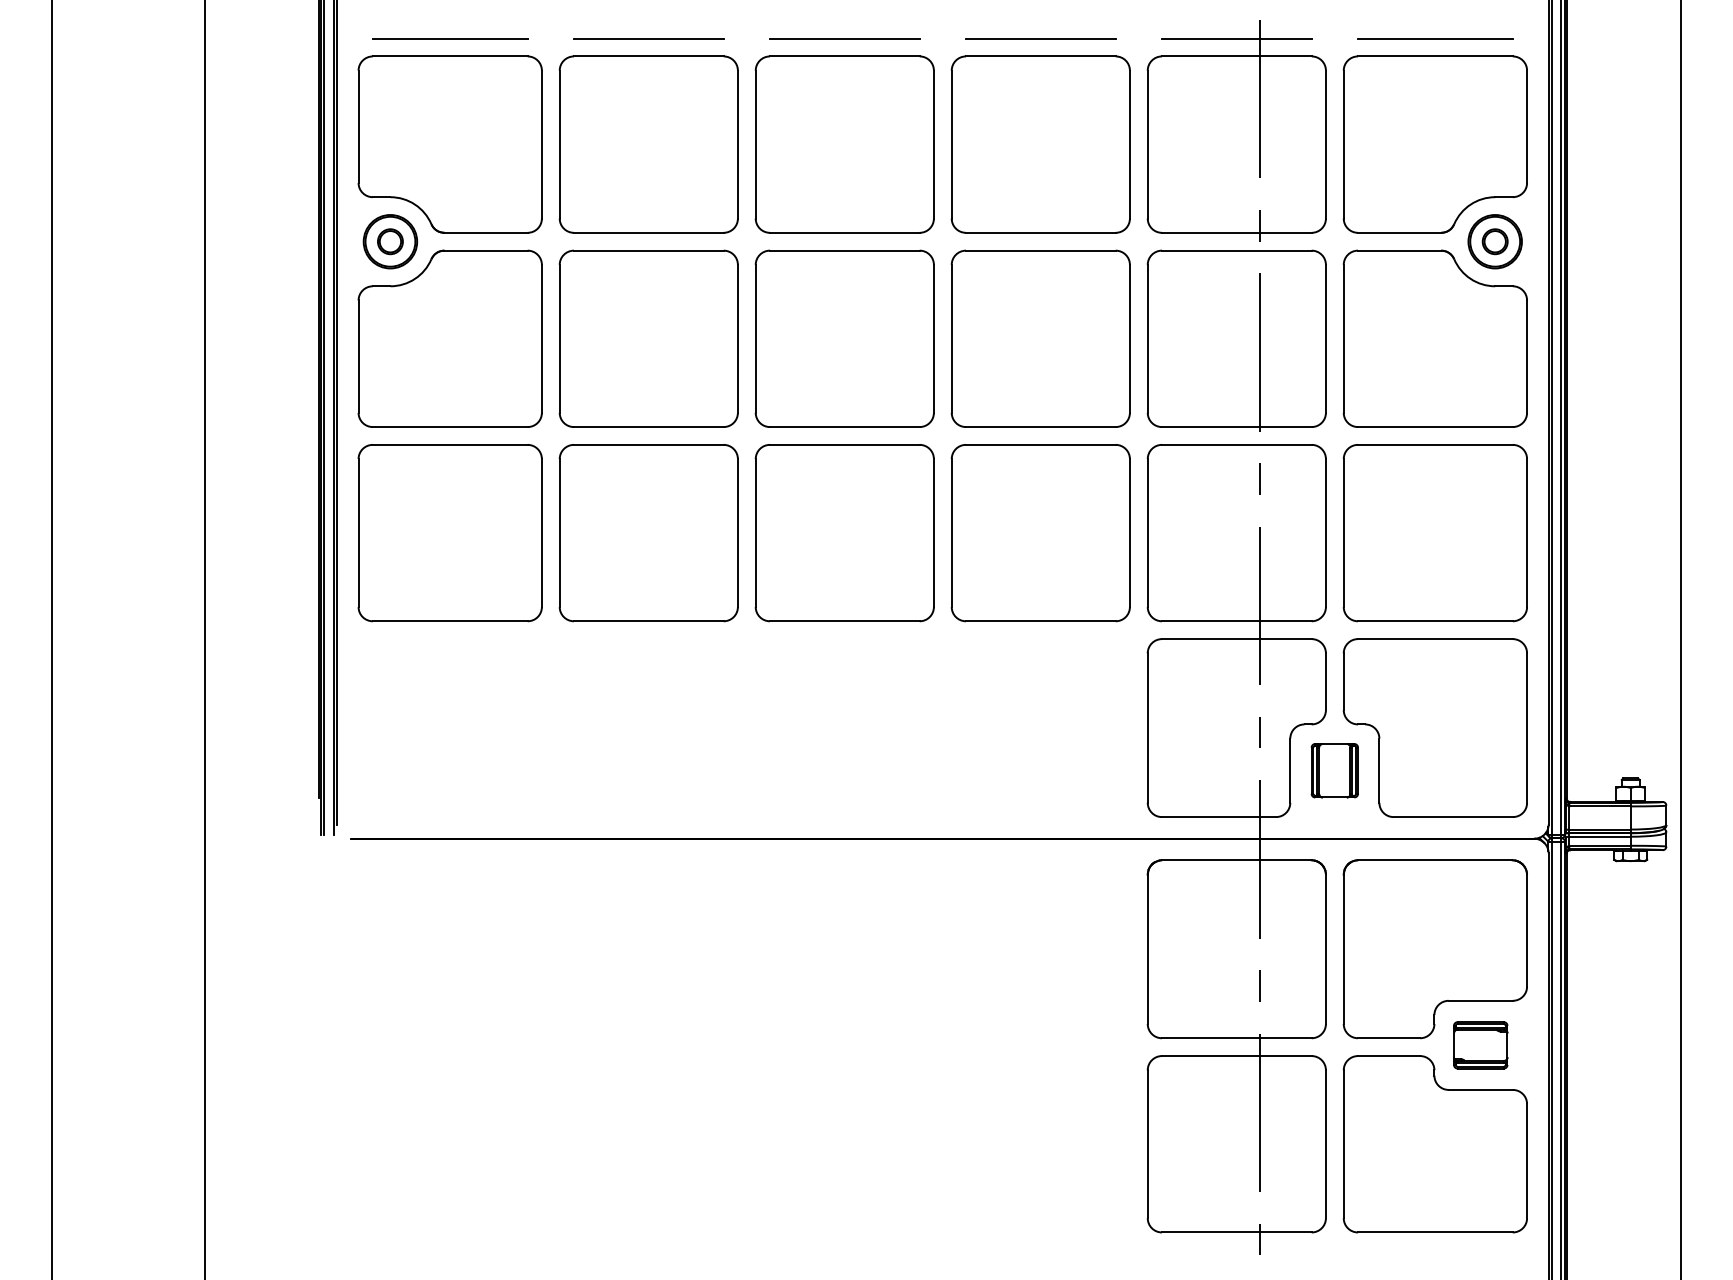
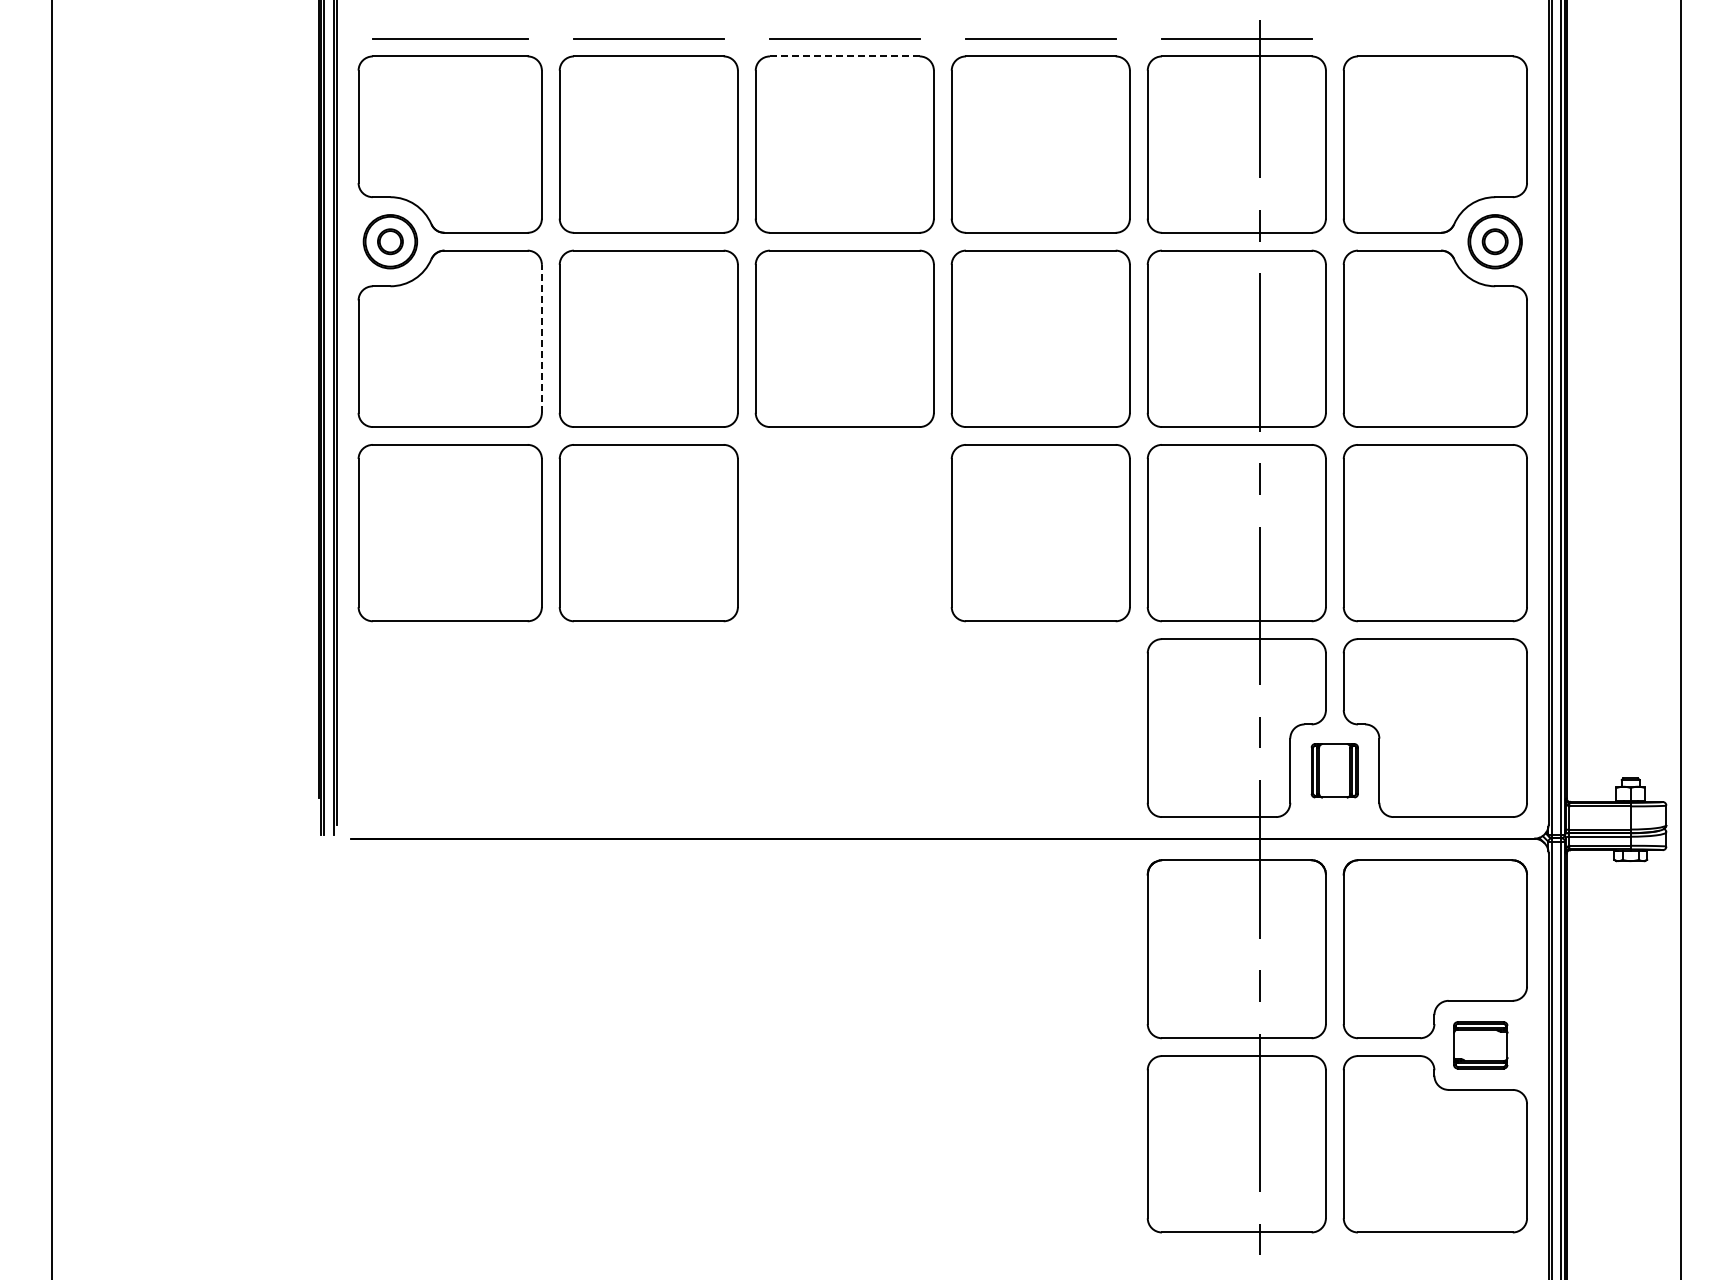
line: present -> none (1434, 38)
line: solid -> dashed (844, 56)
line: solid -> dashed (541, 338)
part: present -> none (844, 533)
line: present -> none (204, 639)
